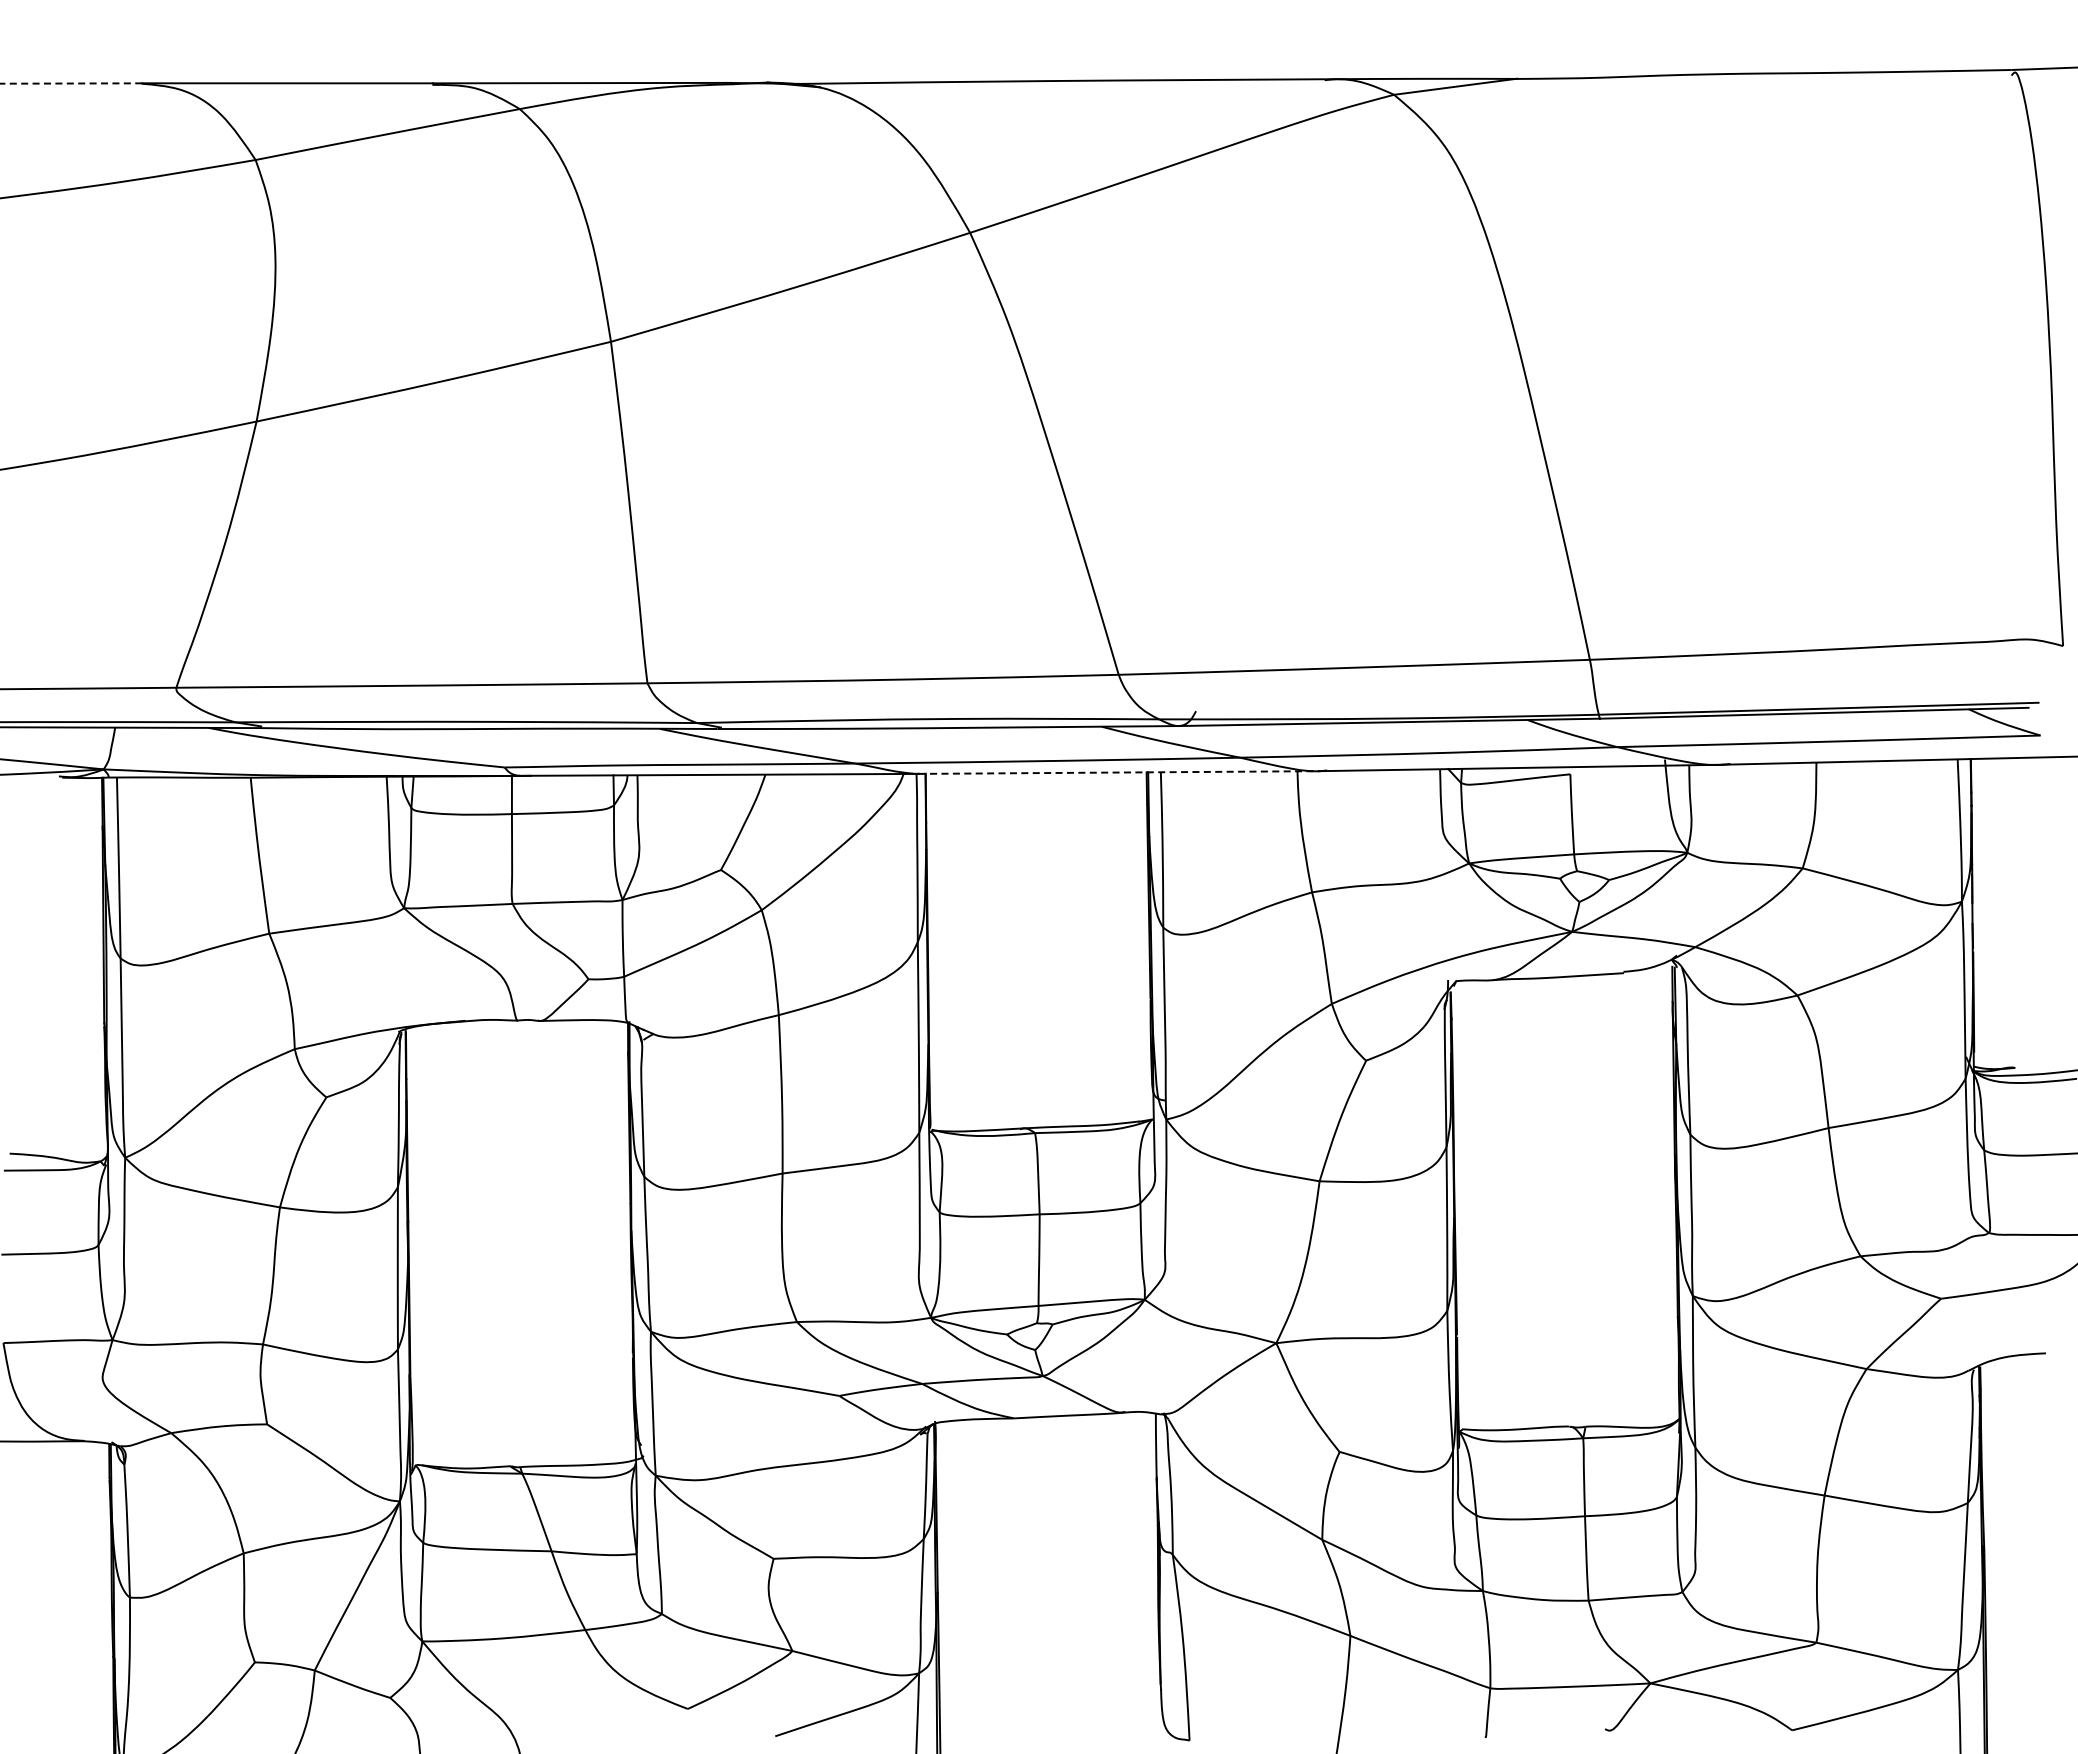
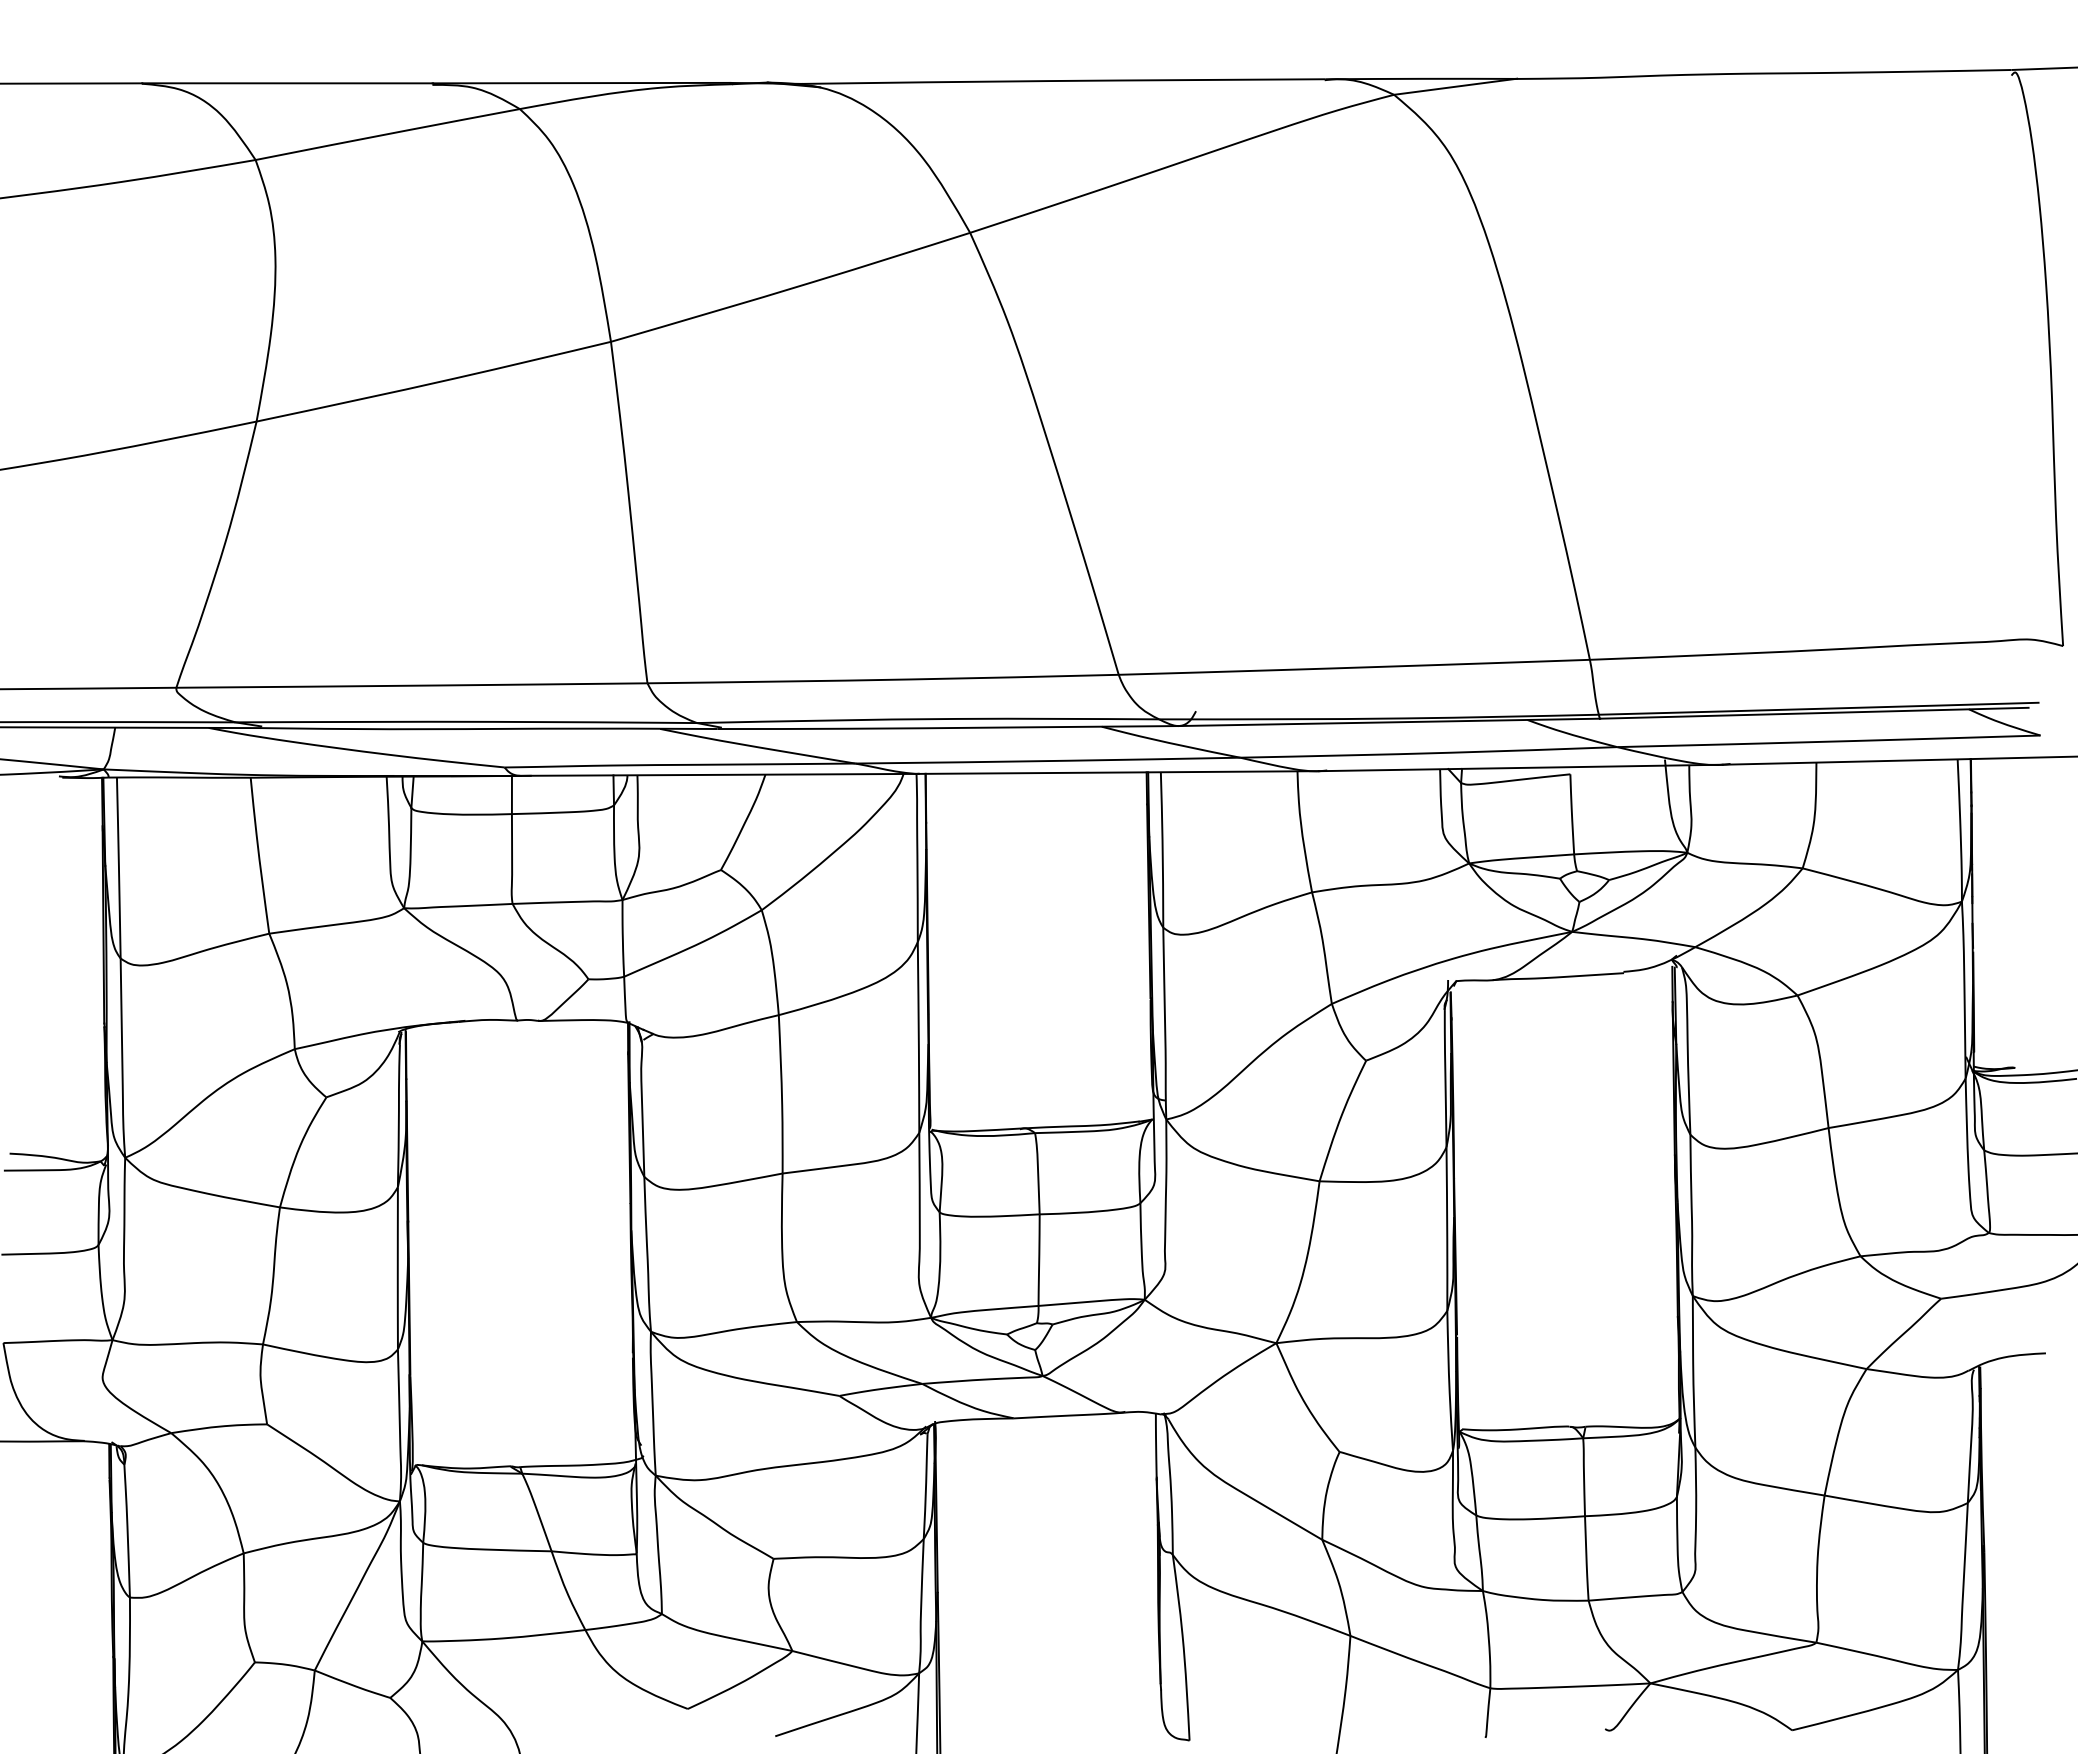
line: dashed -> solid (71, 83)
line: dashed -> solid (1119, 772)
